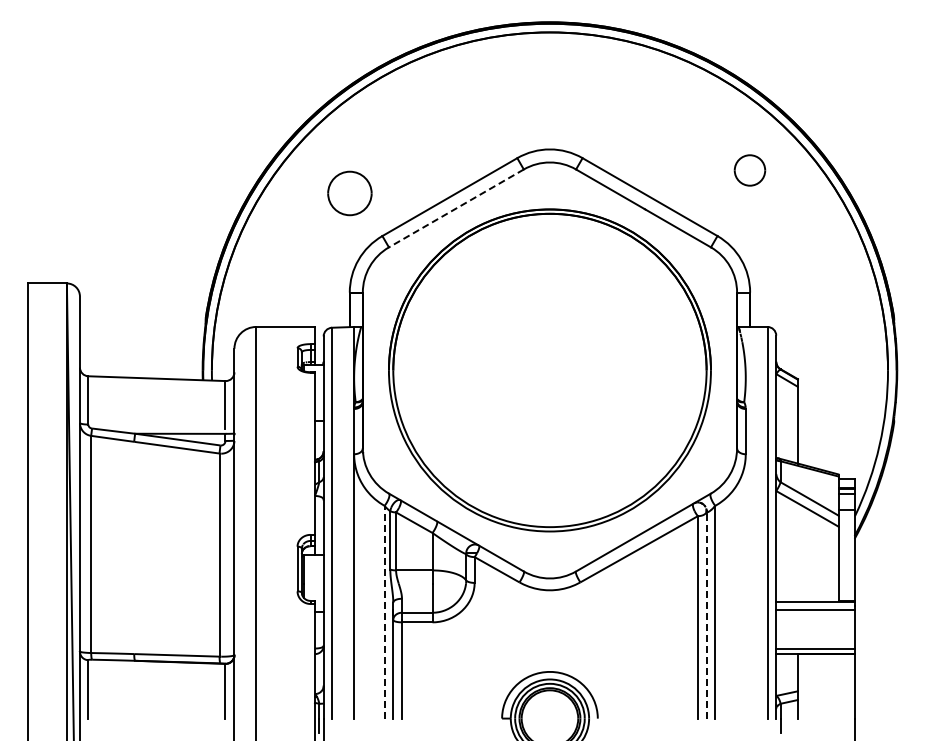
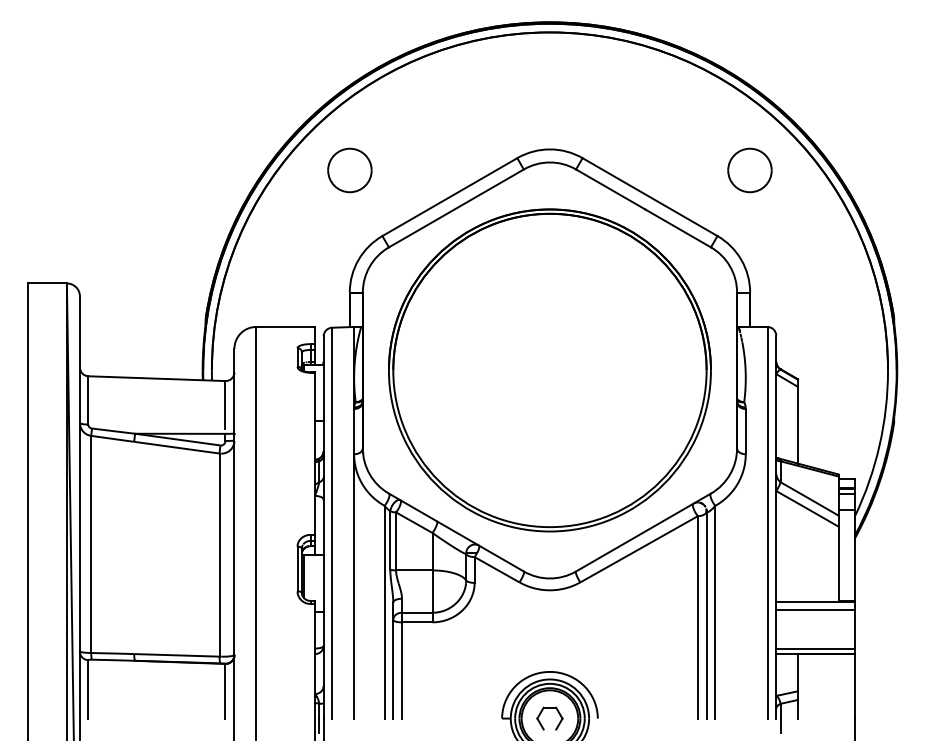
part size: 34x33 px -> 46x47 px (749, 170)
part position: (349, 193) -> (349, 170) (349, 170)
line: dashed -> solid (456, 208)
line: dashed -> solid (384, 611)
line: dashed -> solid (706, 614)
part: none -> present (541, 713)
